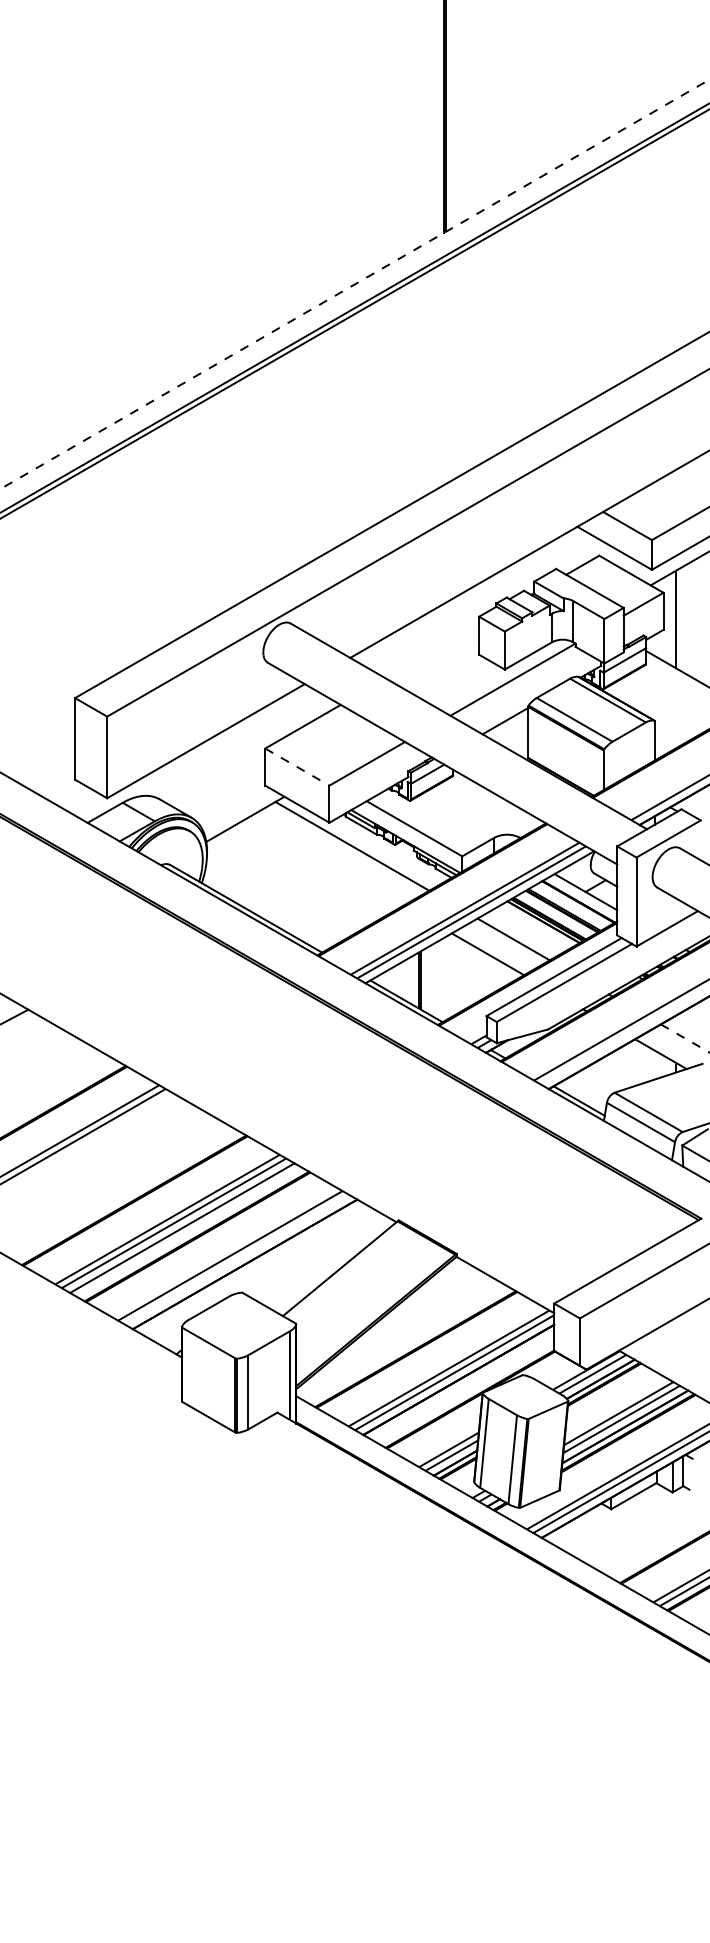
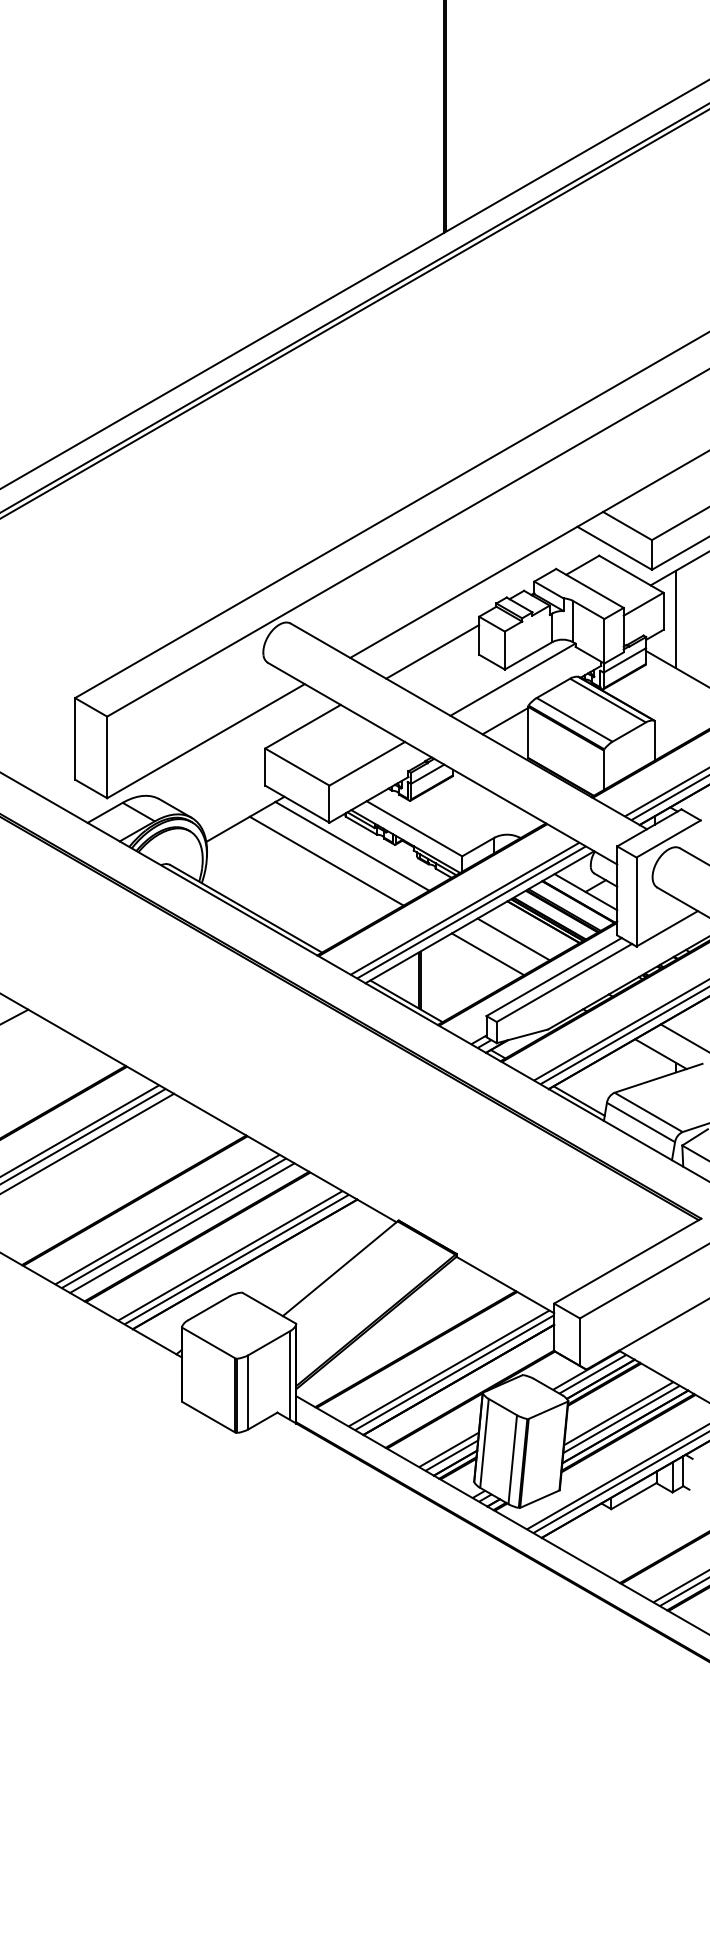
line: dashed -> solid (354, 284)
line: none -> present (432, 651)
line: dashed -> solid (297, 767)
line: none -> present (665, 792)
line: none -> present (326, 860)
line: none -> present (623, 1036)
line: dashed -> solid (685, 1038)
line: none -> present (88, 1142)
line: none -> present (236, 1259)
